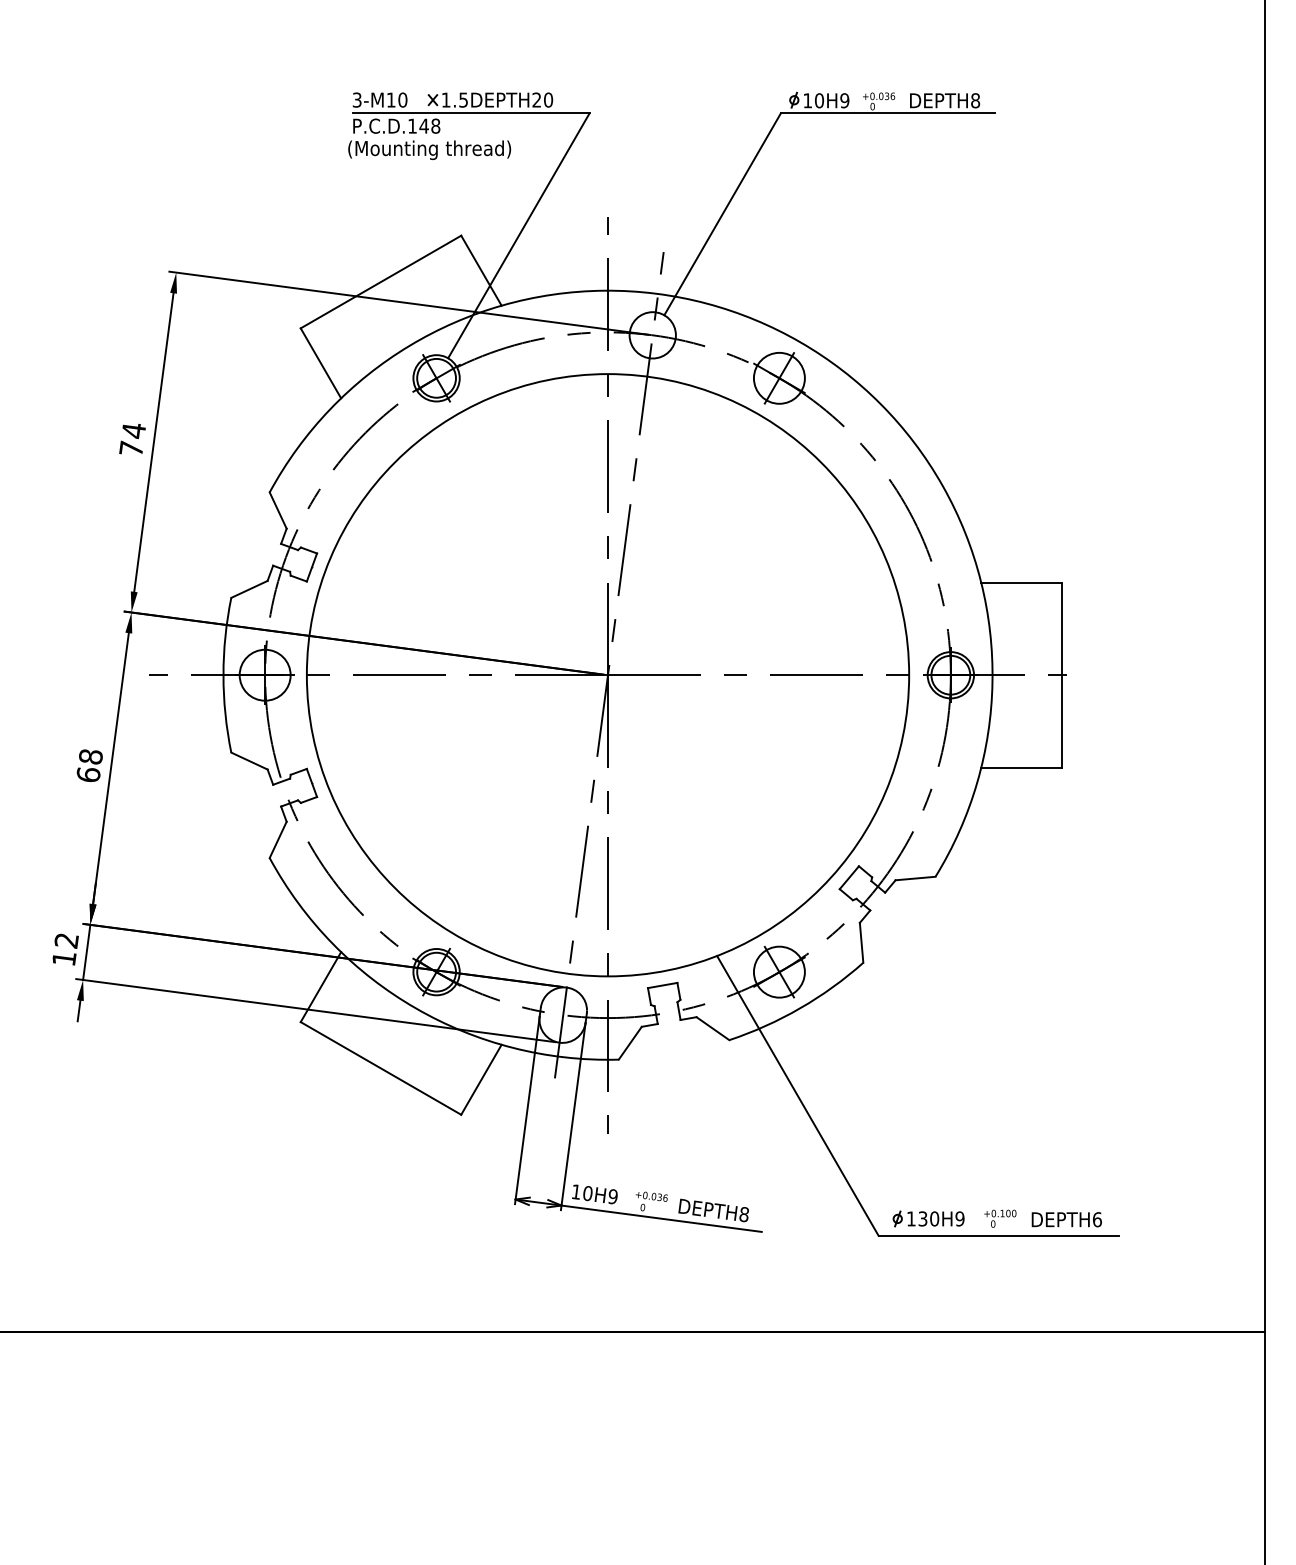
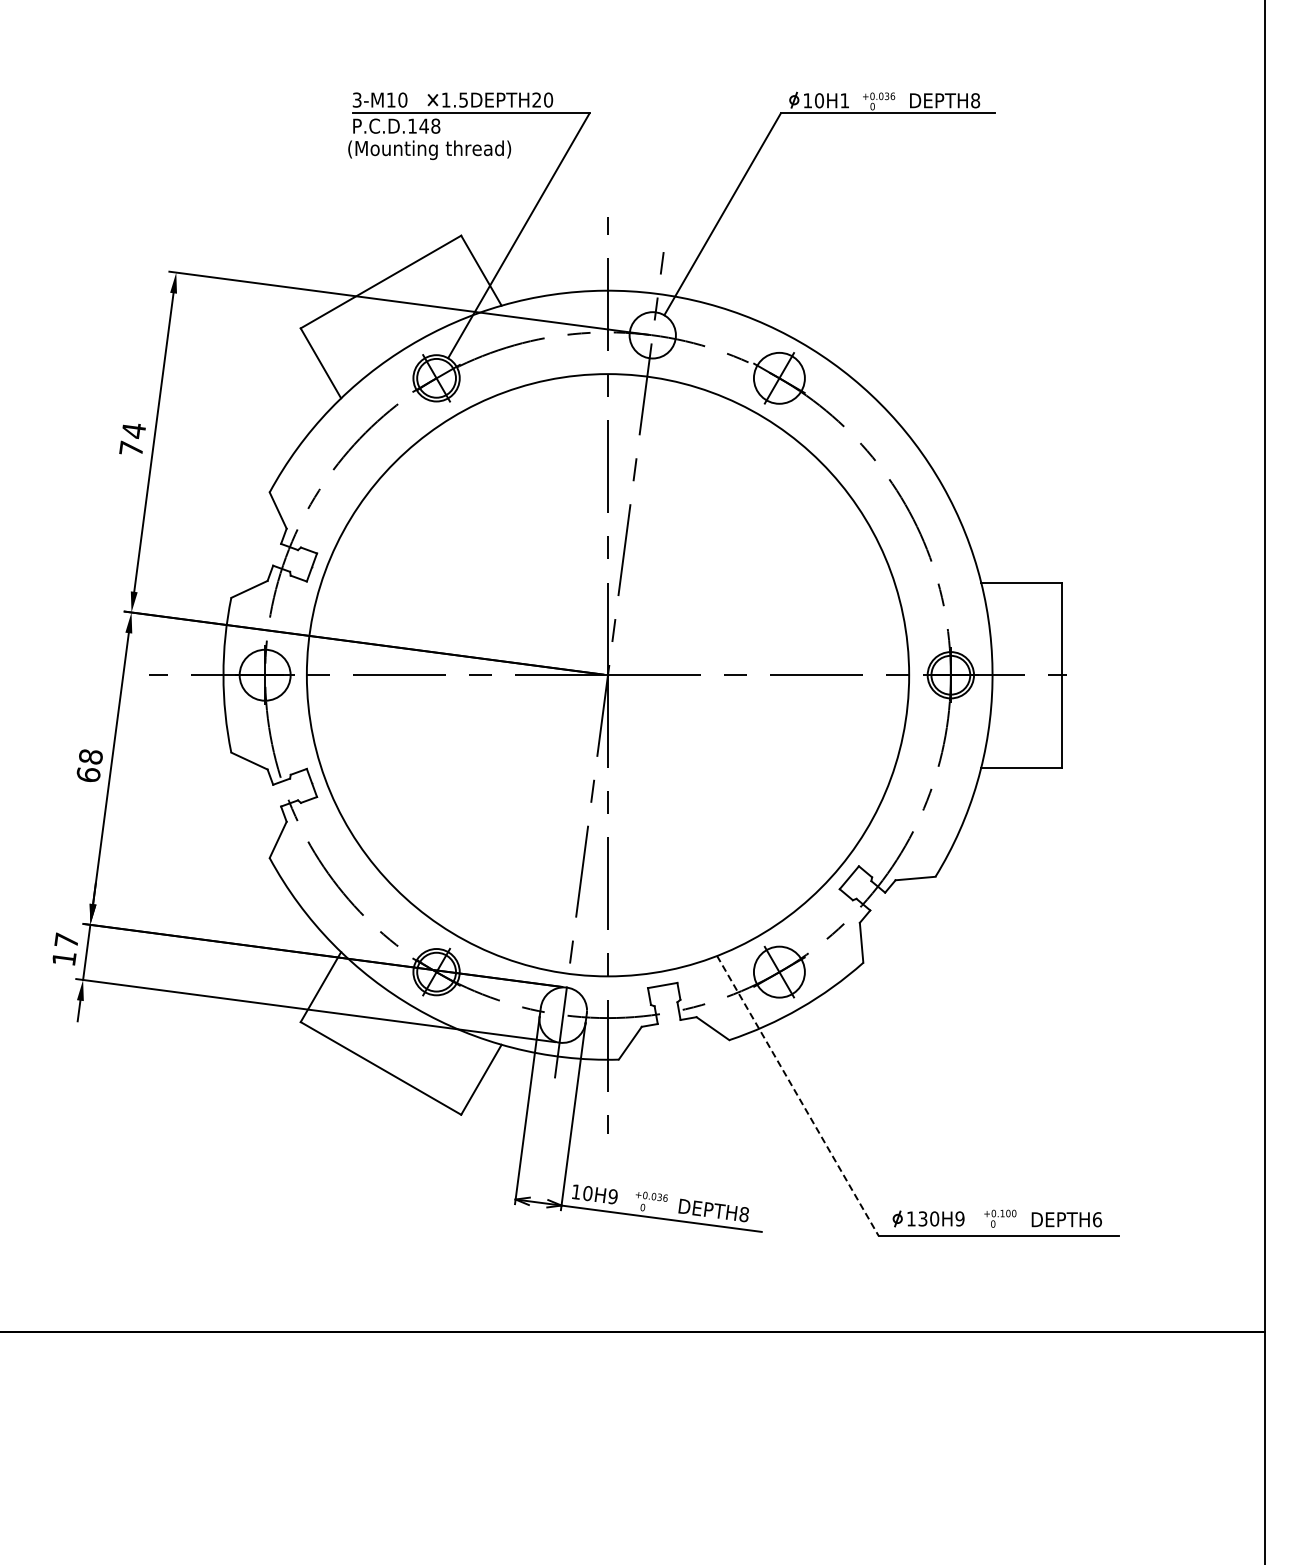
text: 10H9 -> 10H1 (844, 100)
text: 12 -> 17 (66, 940)
line: solid -> dashed (797, 1095)
